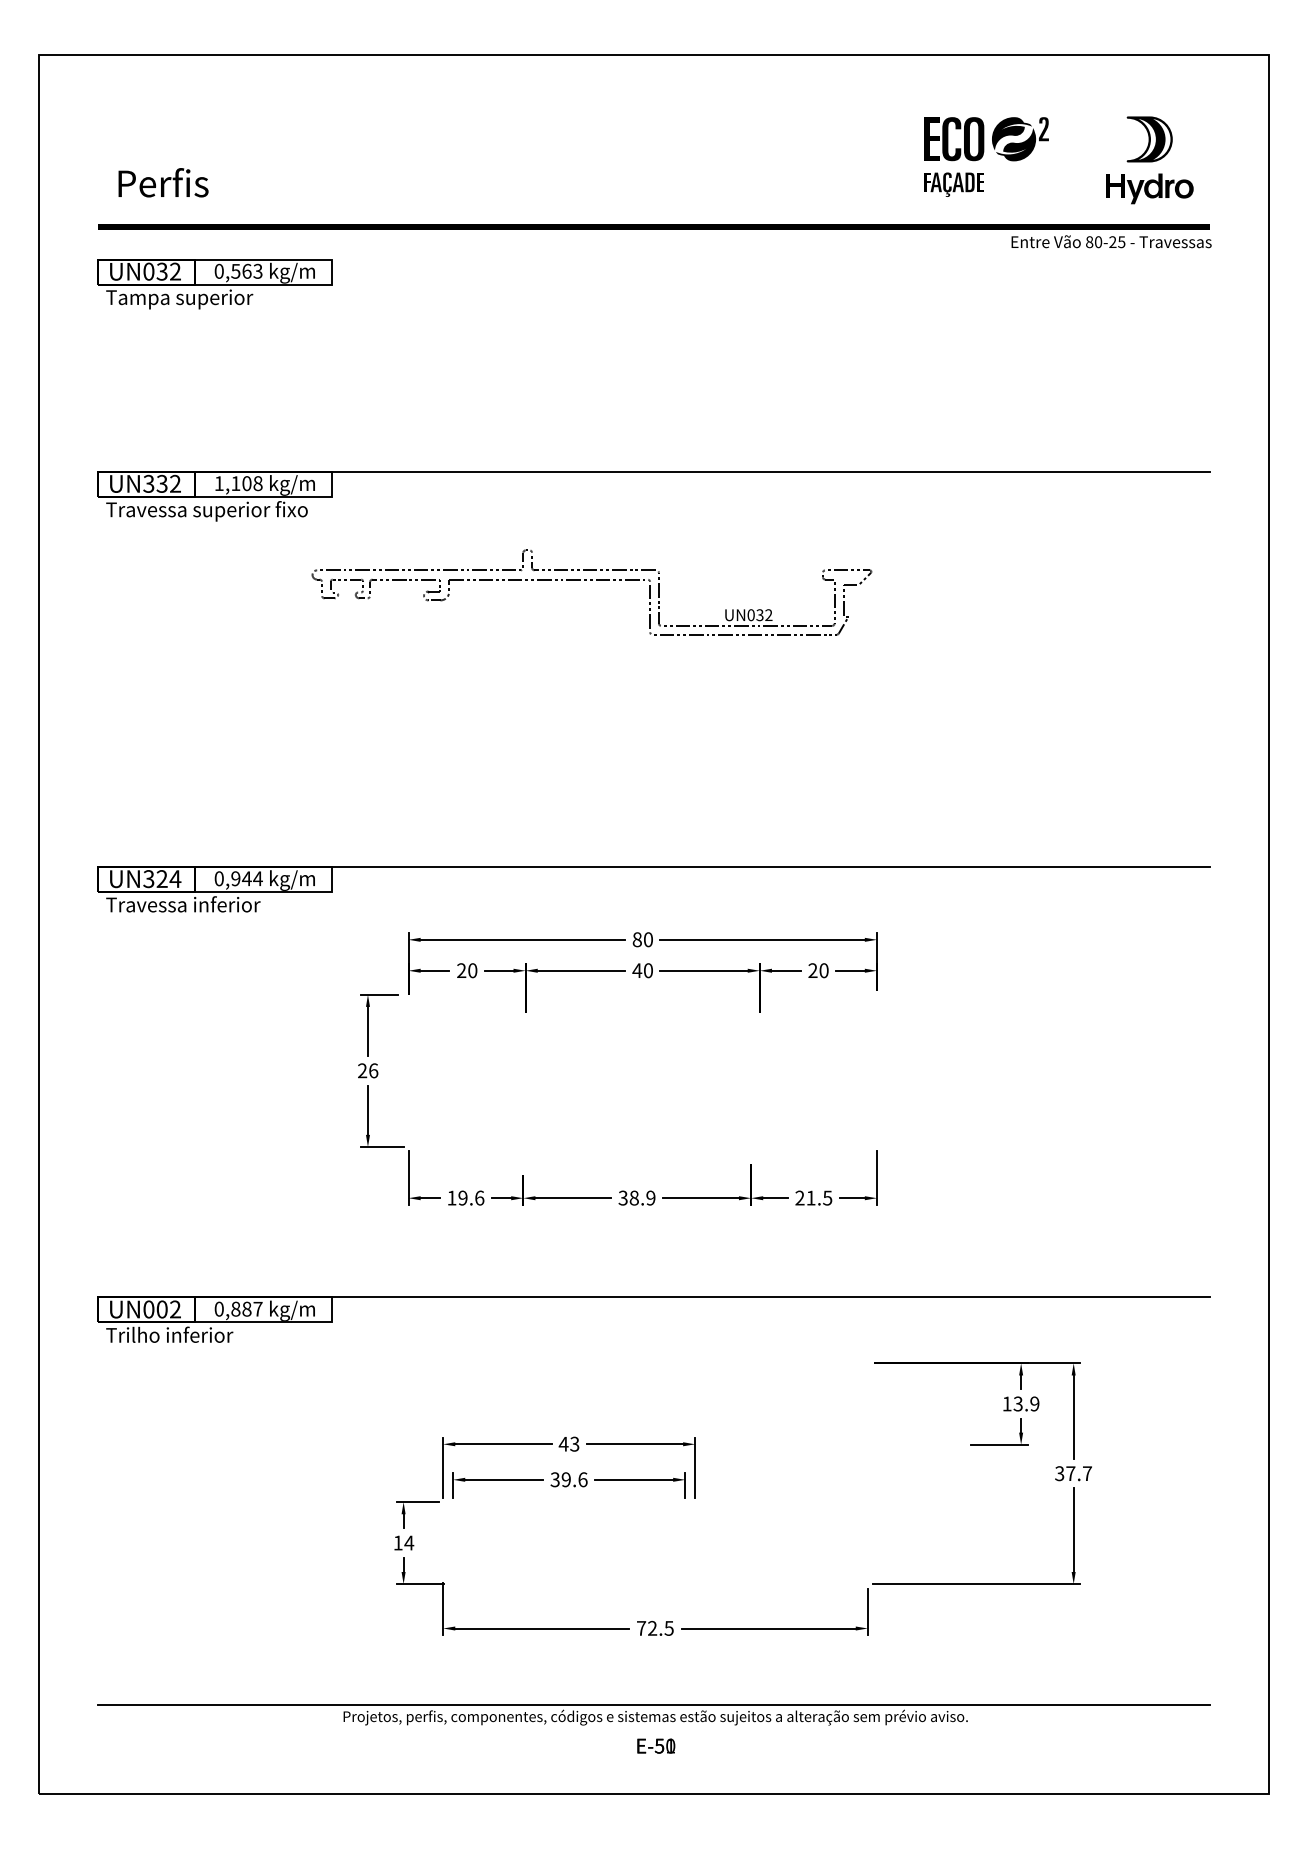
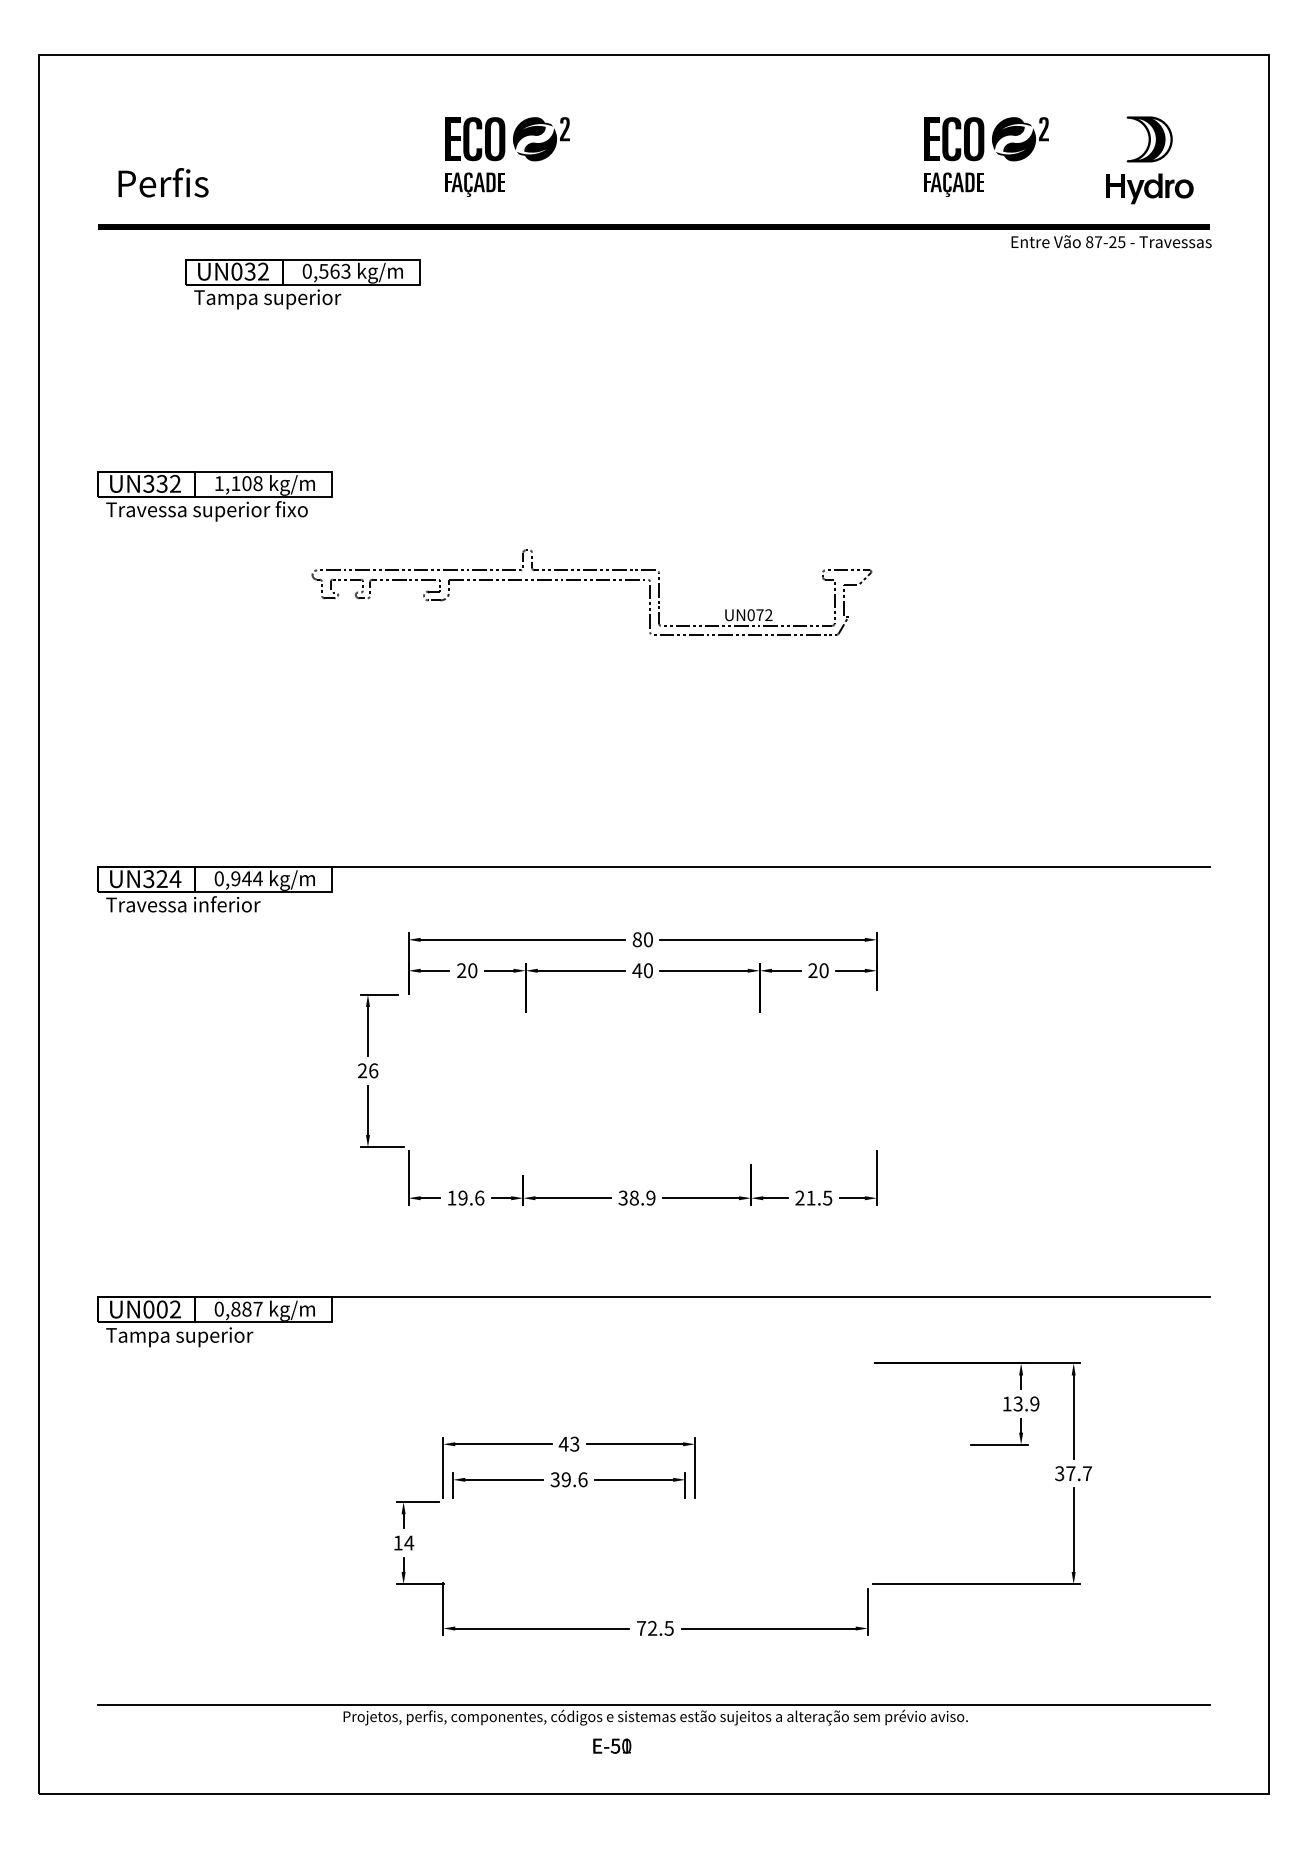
part: none -> present (507, 156)
text: 80-25 -> 87-25 (1098, 242)
part position: (214, 284) -> (302, 284) (302, 284)
line: present -> none (653, 471)
text: UN032 -> UN072 (759, 615)
text: Trilho inferior -> Tampa superior (185, 1336)
text position: (656, 1745) -> (612, 1745) (612, 1745)
